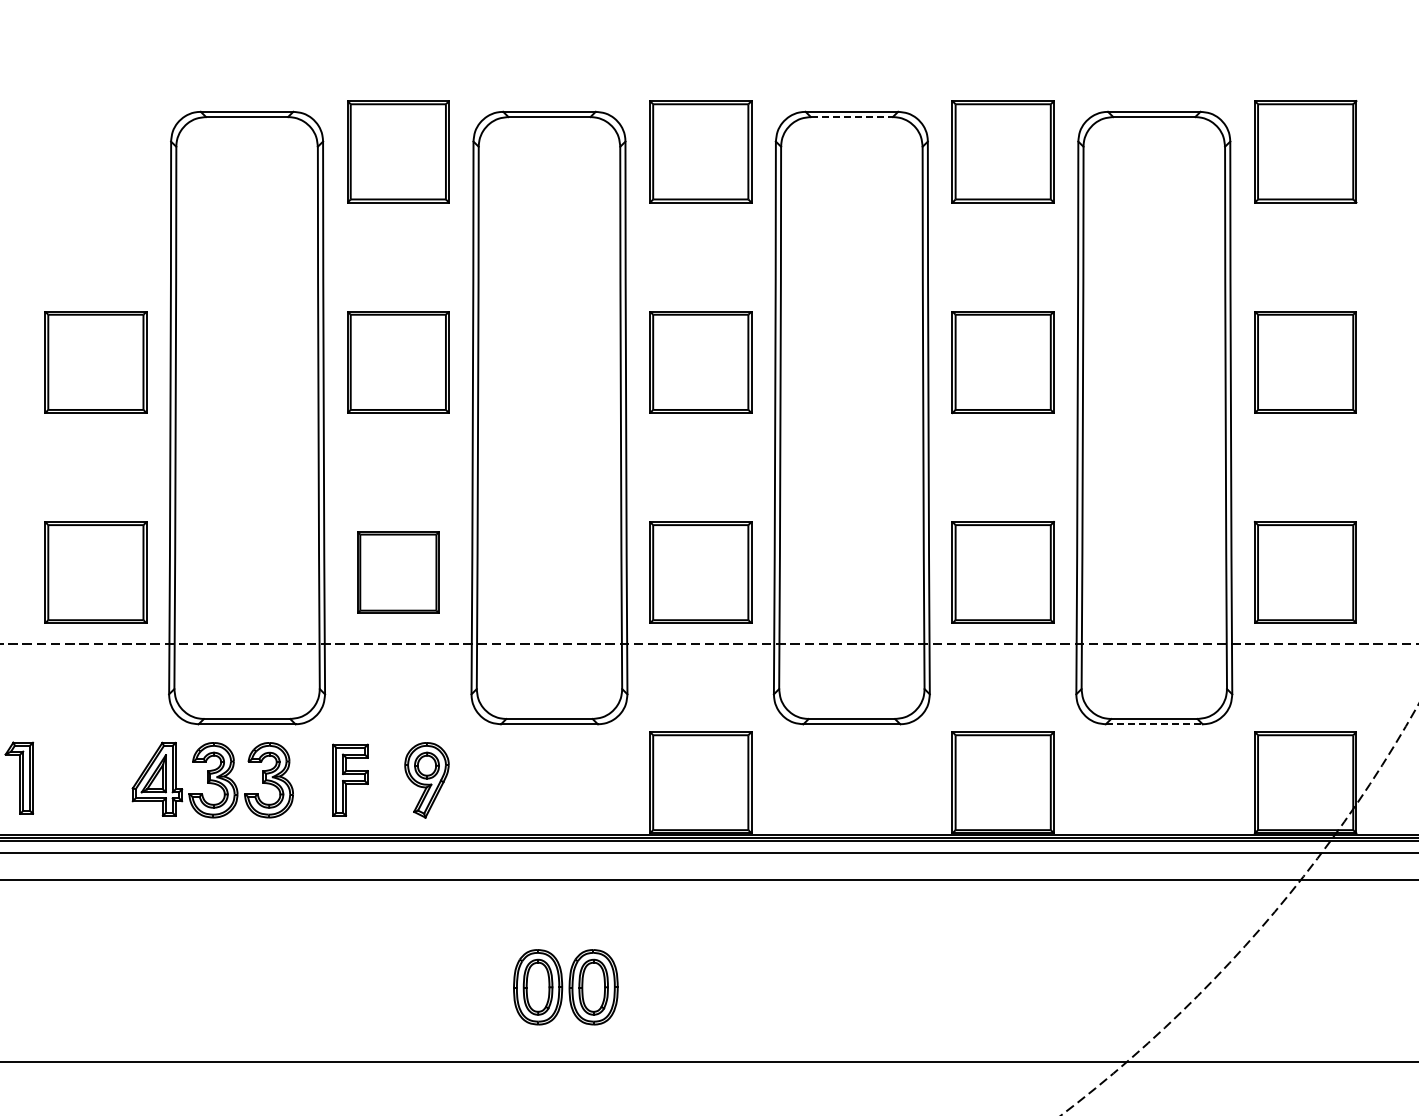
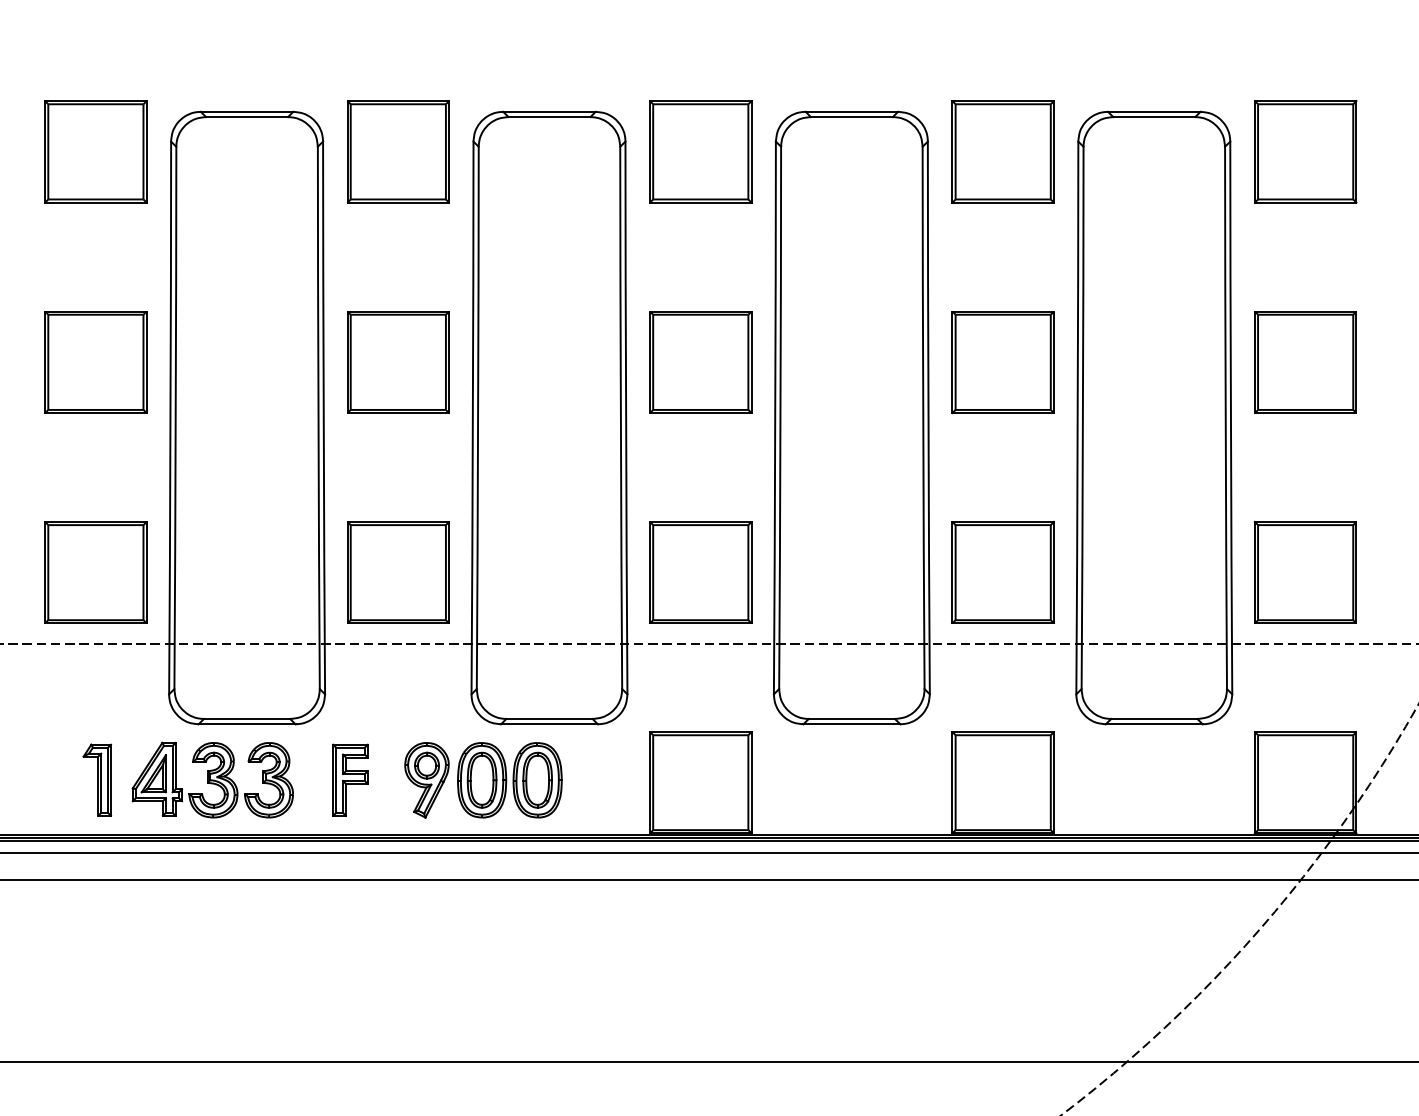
line: dashed -> solid (851, 117)
part: none -> present (95, 151)
part size: 83x83 px -> 103x103 px (398, 572)
line: dashed -> solid (1154, 724)
part position: (19, 777) -> (97, 779) (97, 779)
part position: (565, 987) -> (509, 780) (509, 780)
